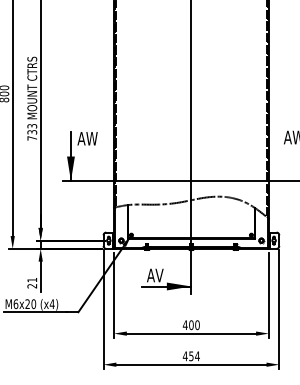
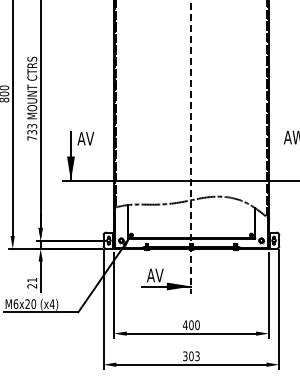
text: AW -> AV (91, 138)
line: solid -> dashed (191, 147)
text: 454 -> 303 (190, 356)
